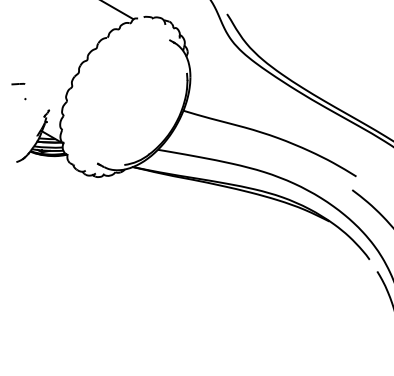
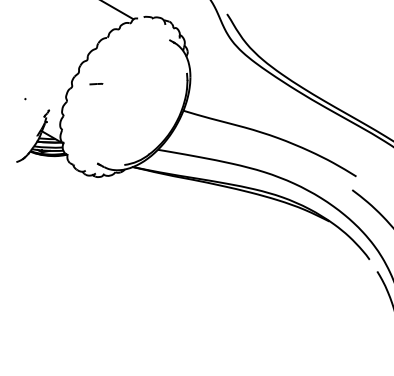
line position: (18, 84) -> (96, 84) (96, 84)
